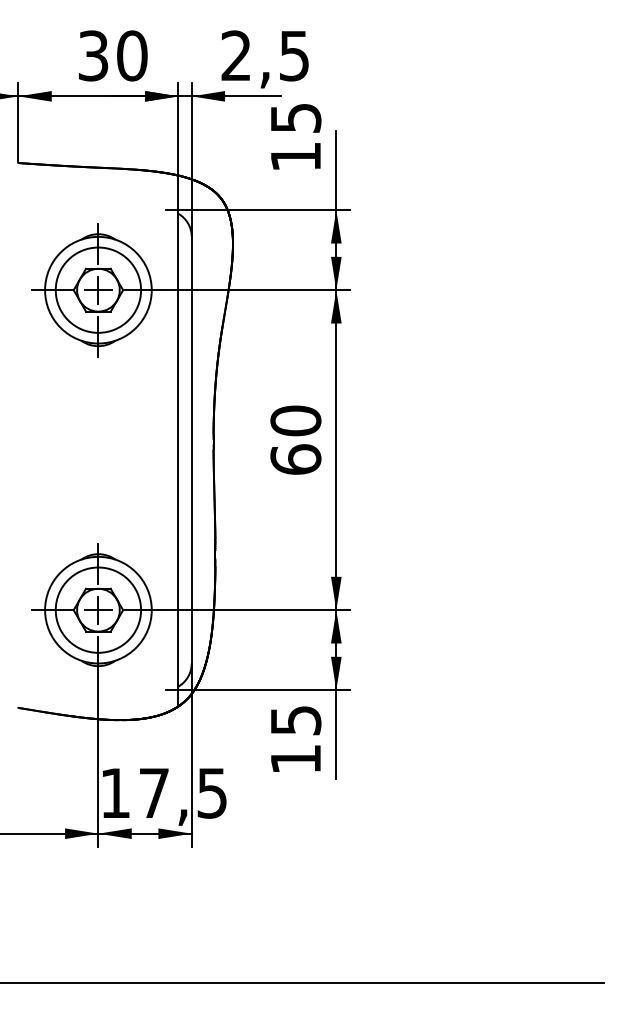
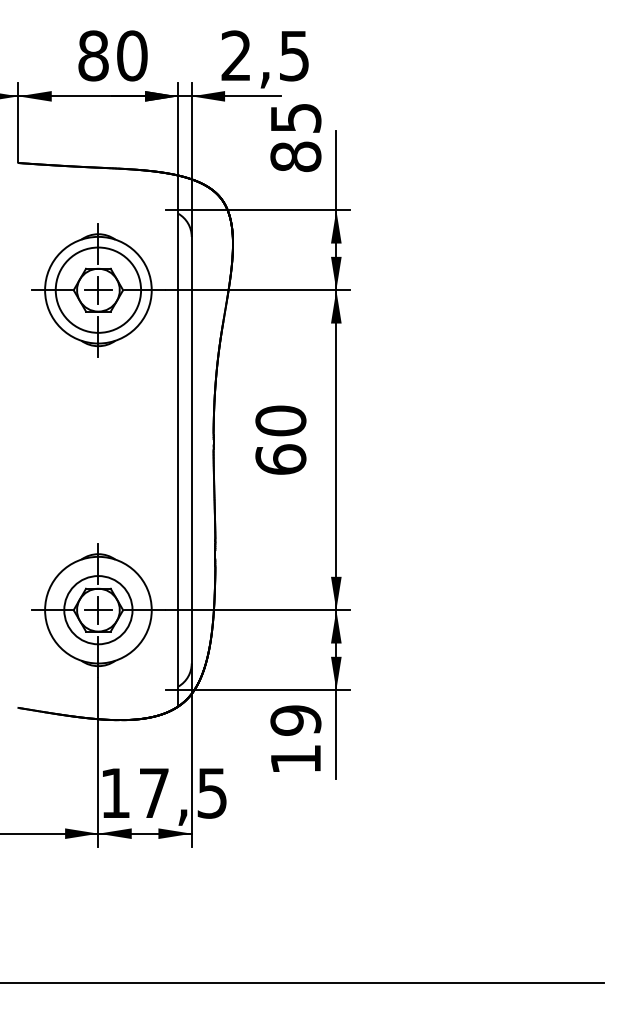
text: 30 -> 80 (93, 55)
text: 15 -> 85 (295, 156)
text position: (295, 439) -> (280, 439) (280, 439)
circle diameter: 85 px -> 68 px (98, 610)
text: 15 -> 19 (295, 720)
